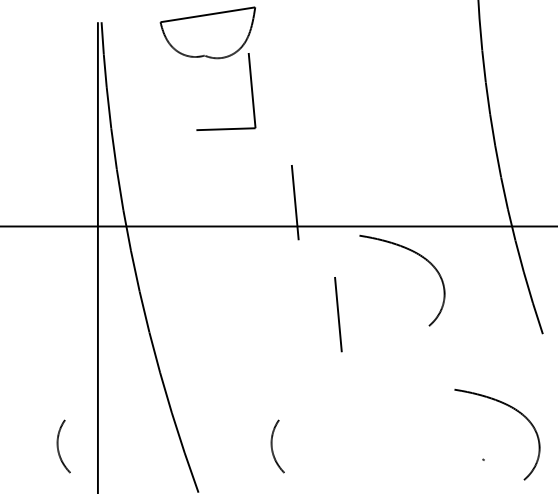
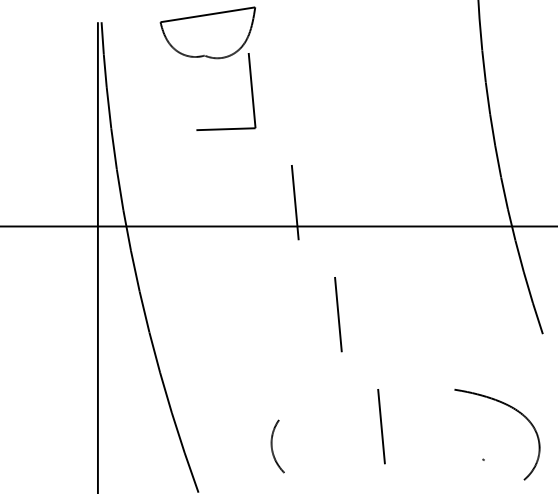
part: present -> none (416, 254)
line: none -> present (381, 426)
part: present -> none (63, 446)
